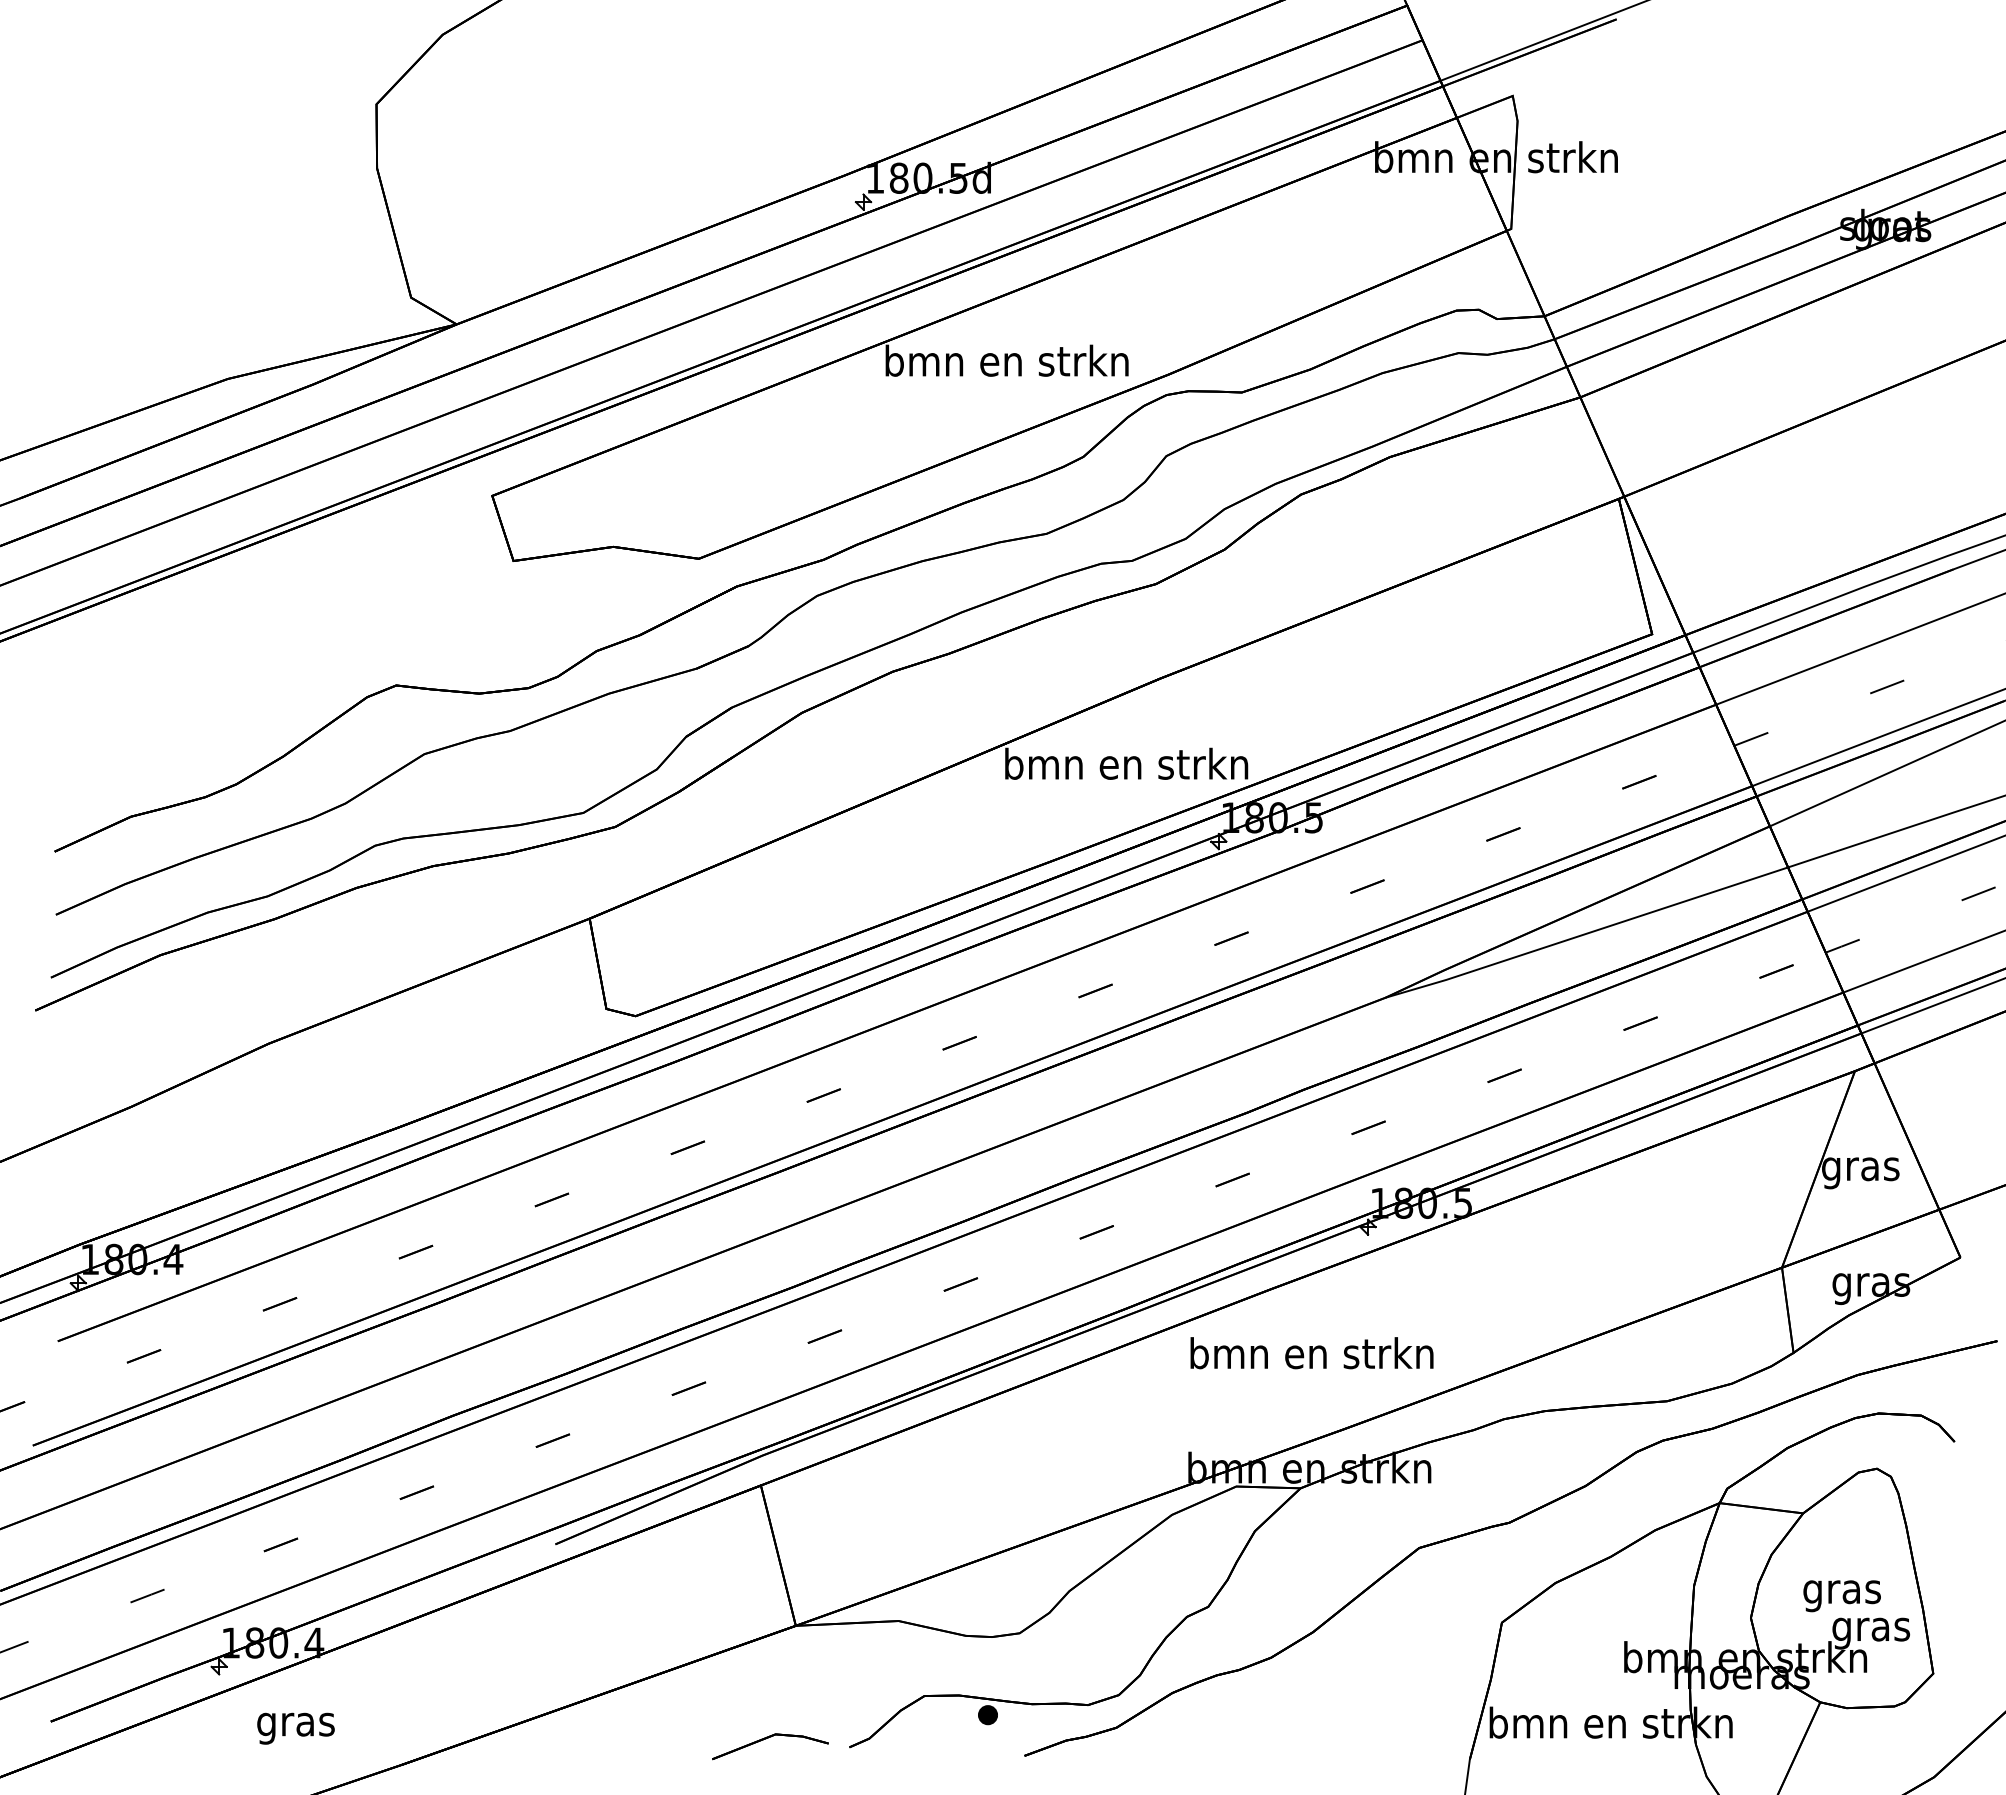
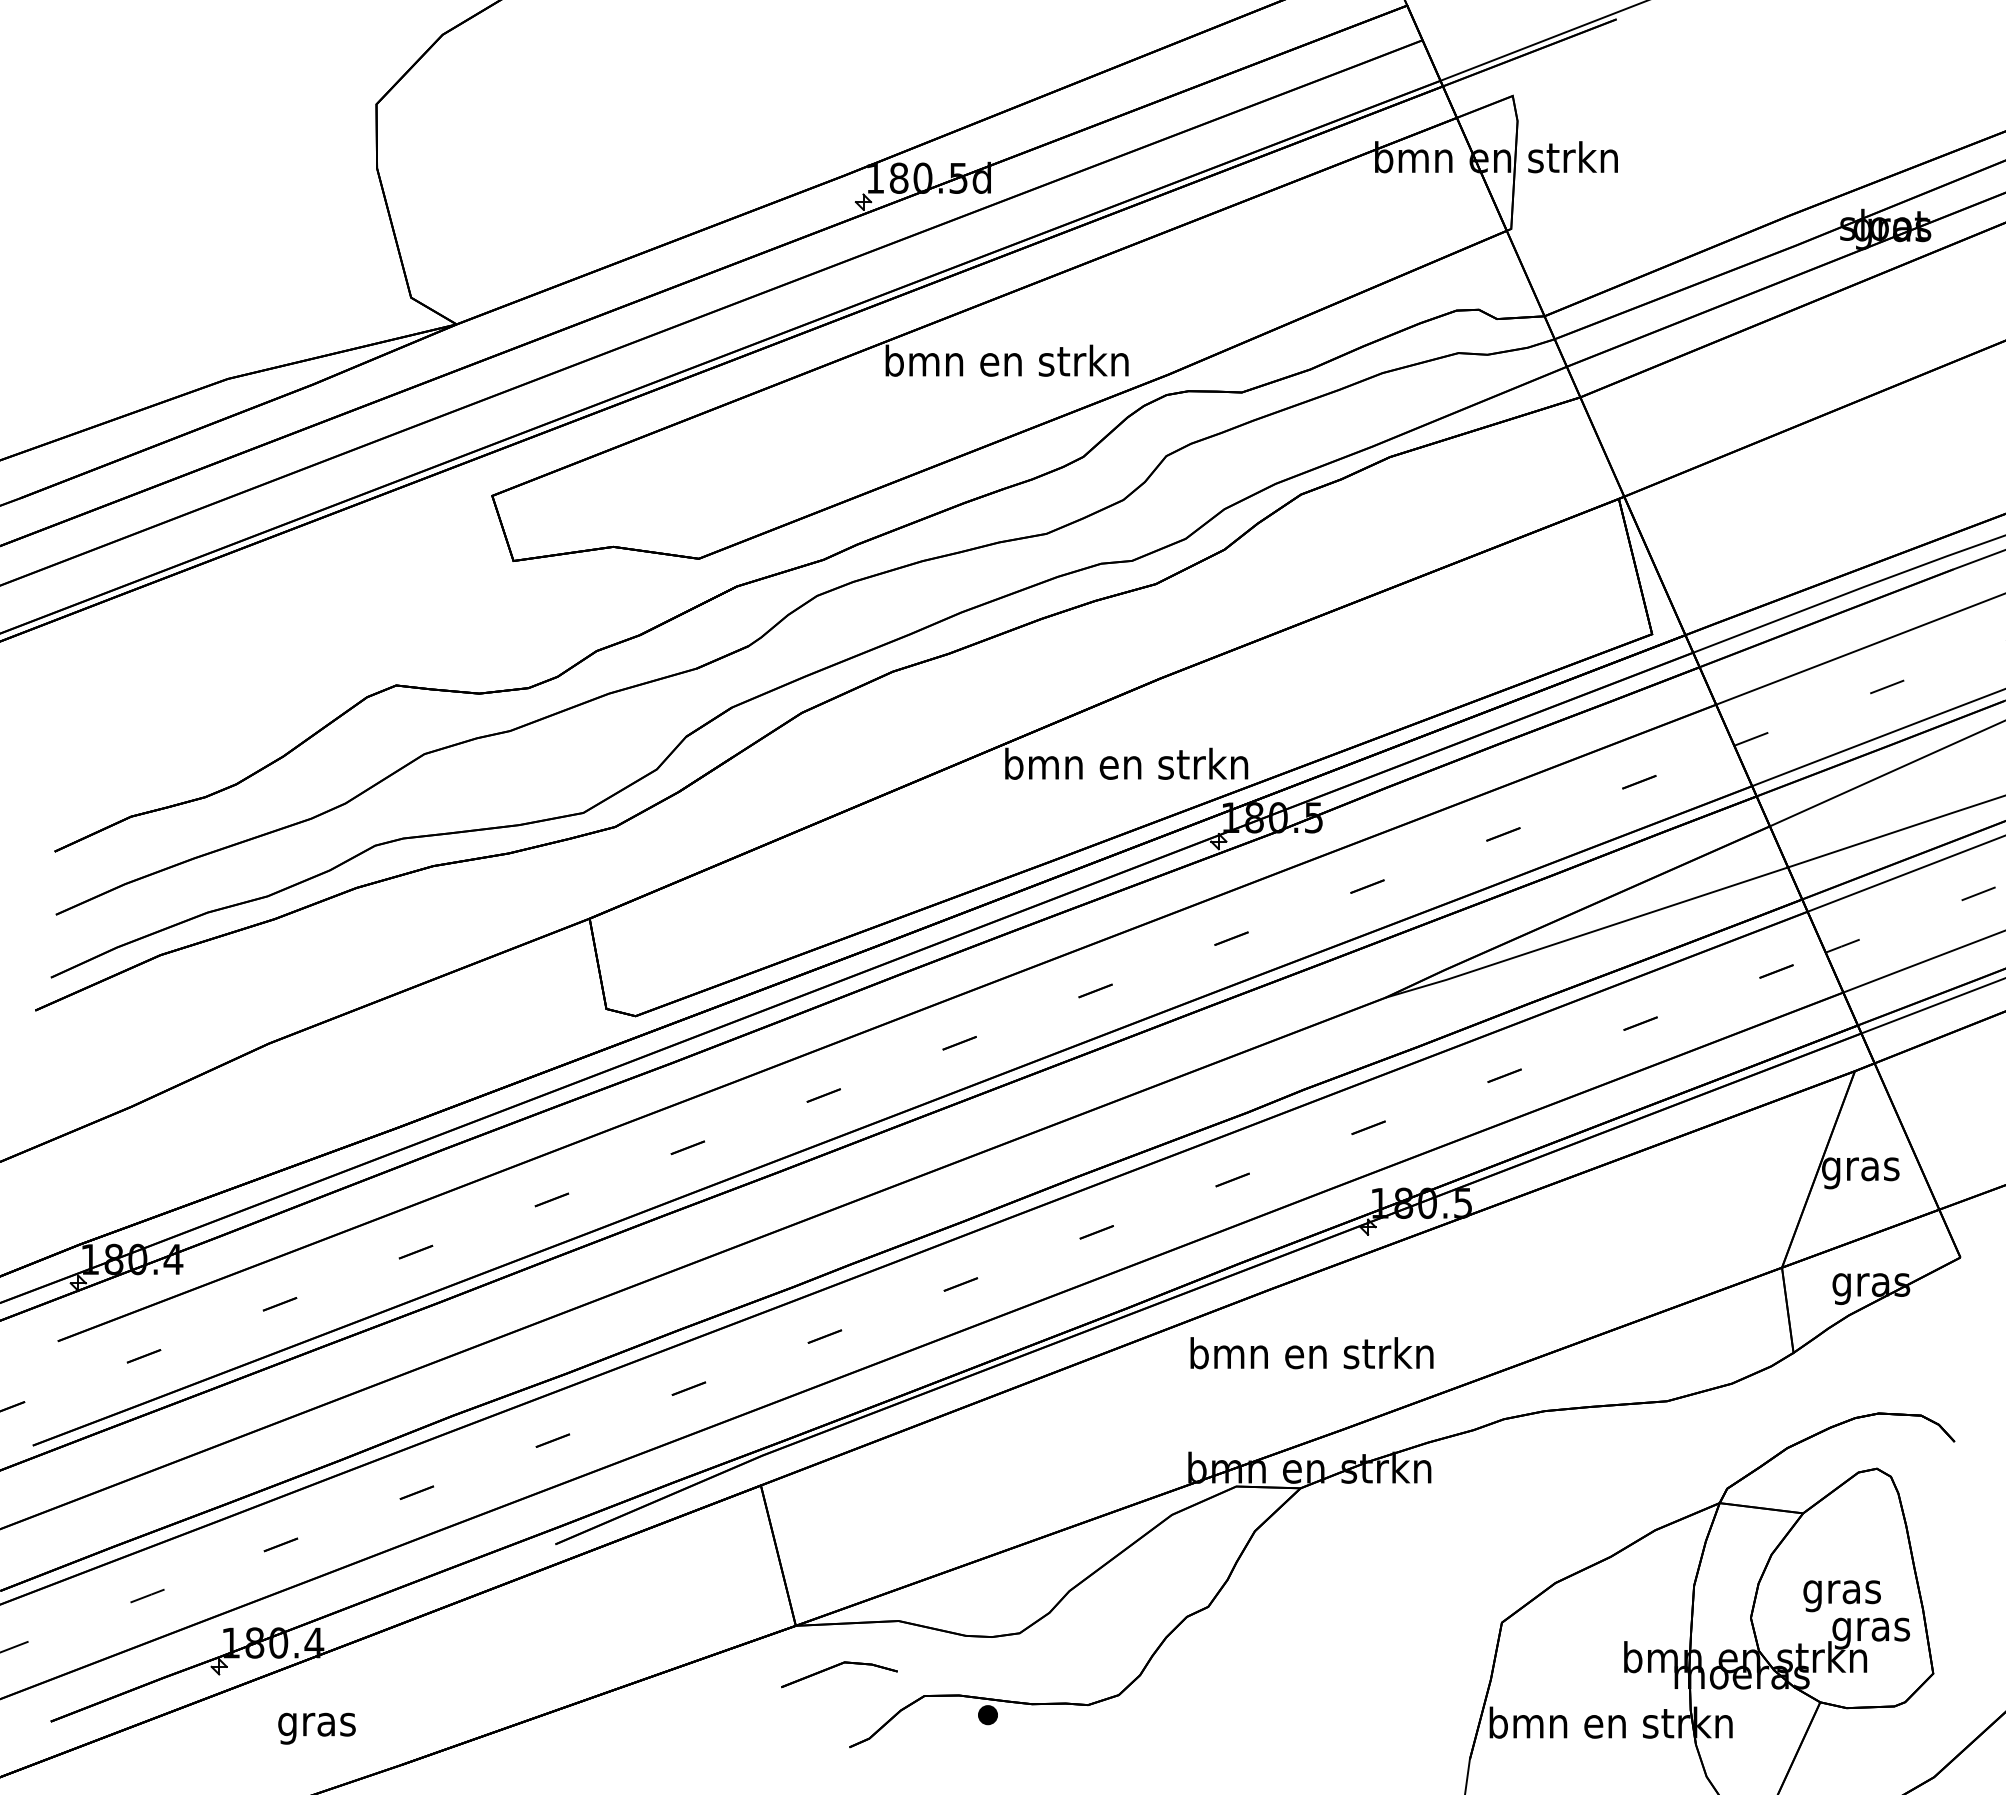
part: present -> none (1503, 1525)
text position: (295, 1728) -> (316, 1728) (316, 1728)
part position: (766, 1739) -> (835, 1667) (835, 1667)
